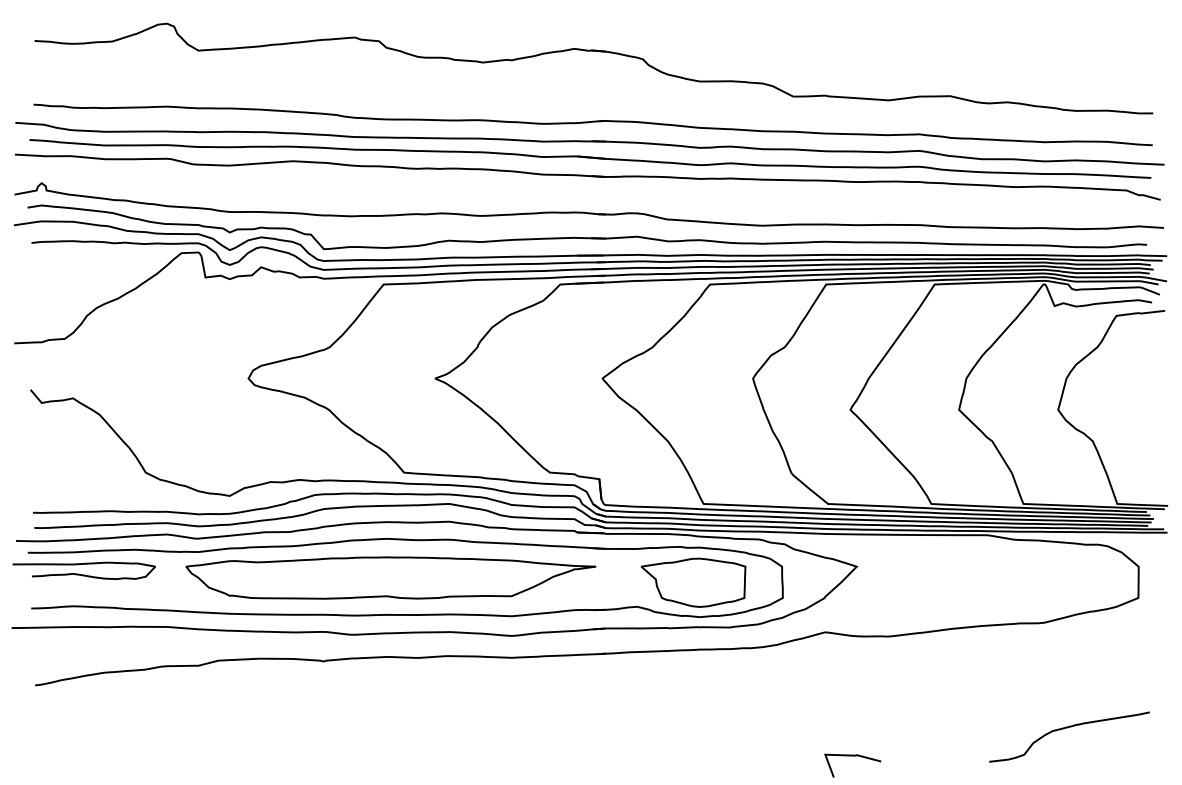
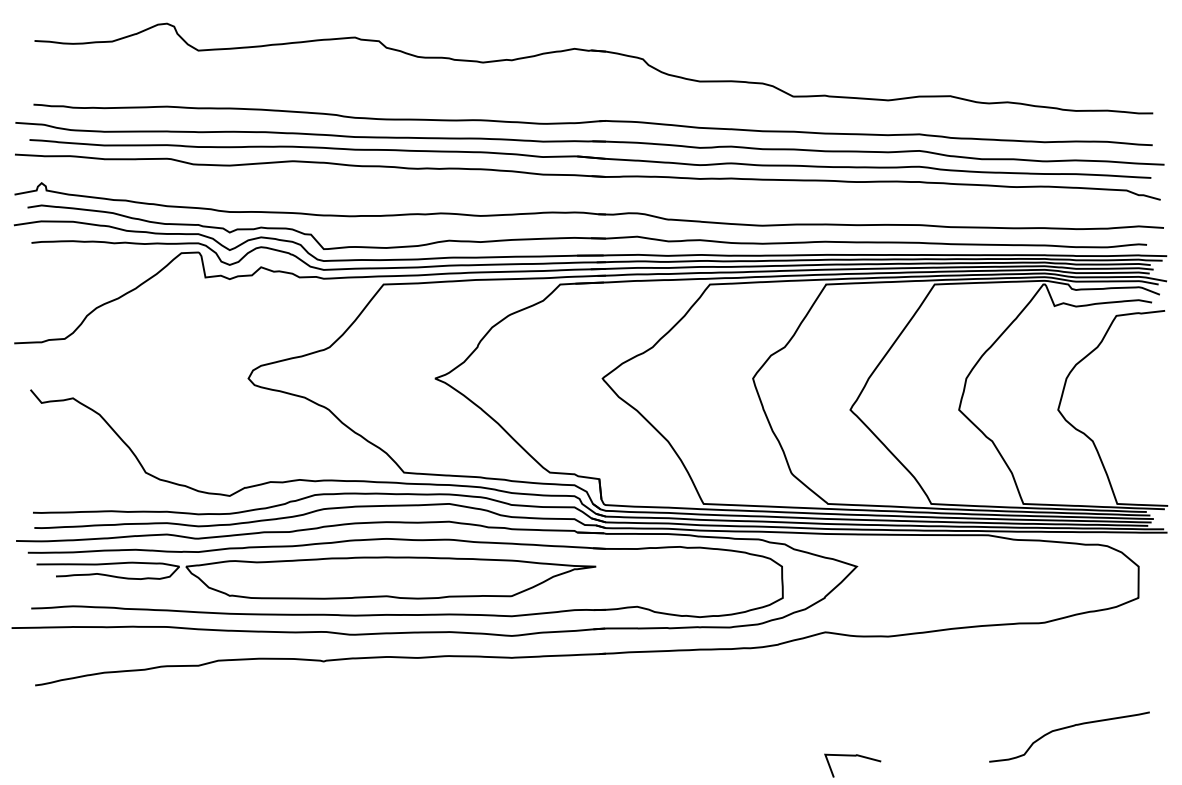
curve position: (83, 574) -> (107, 574) (107, 574)
part: present -> none (693, 582)
